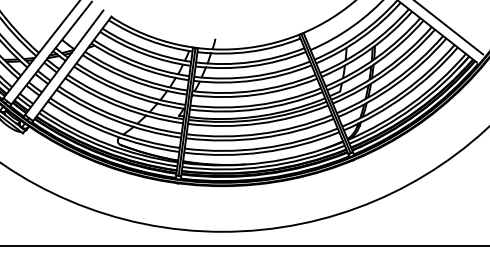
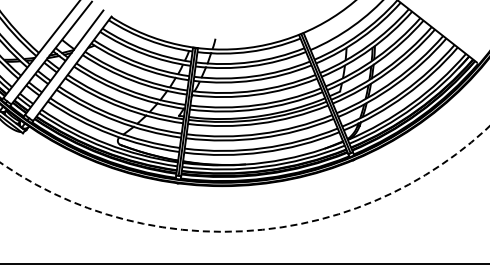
line: present -> none (449, 28)
circle: solid -> dashed (244, 178)
line position: (244, 245) -> (244, 263) (244, 263)
